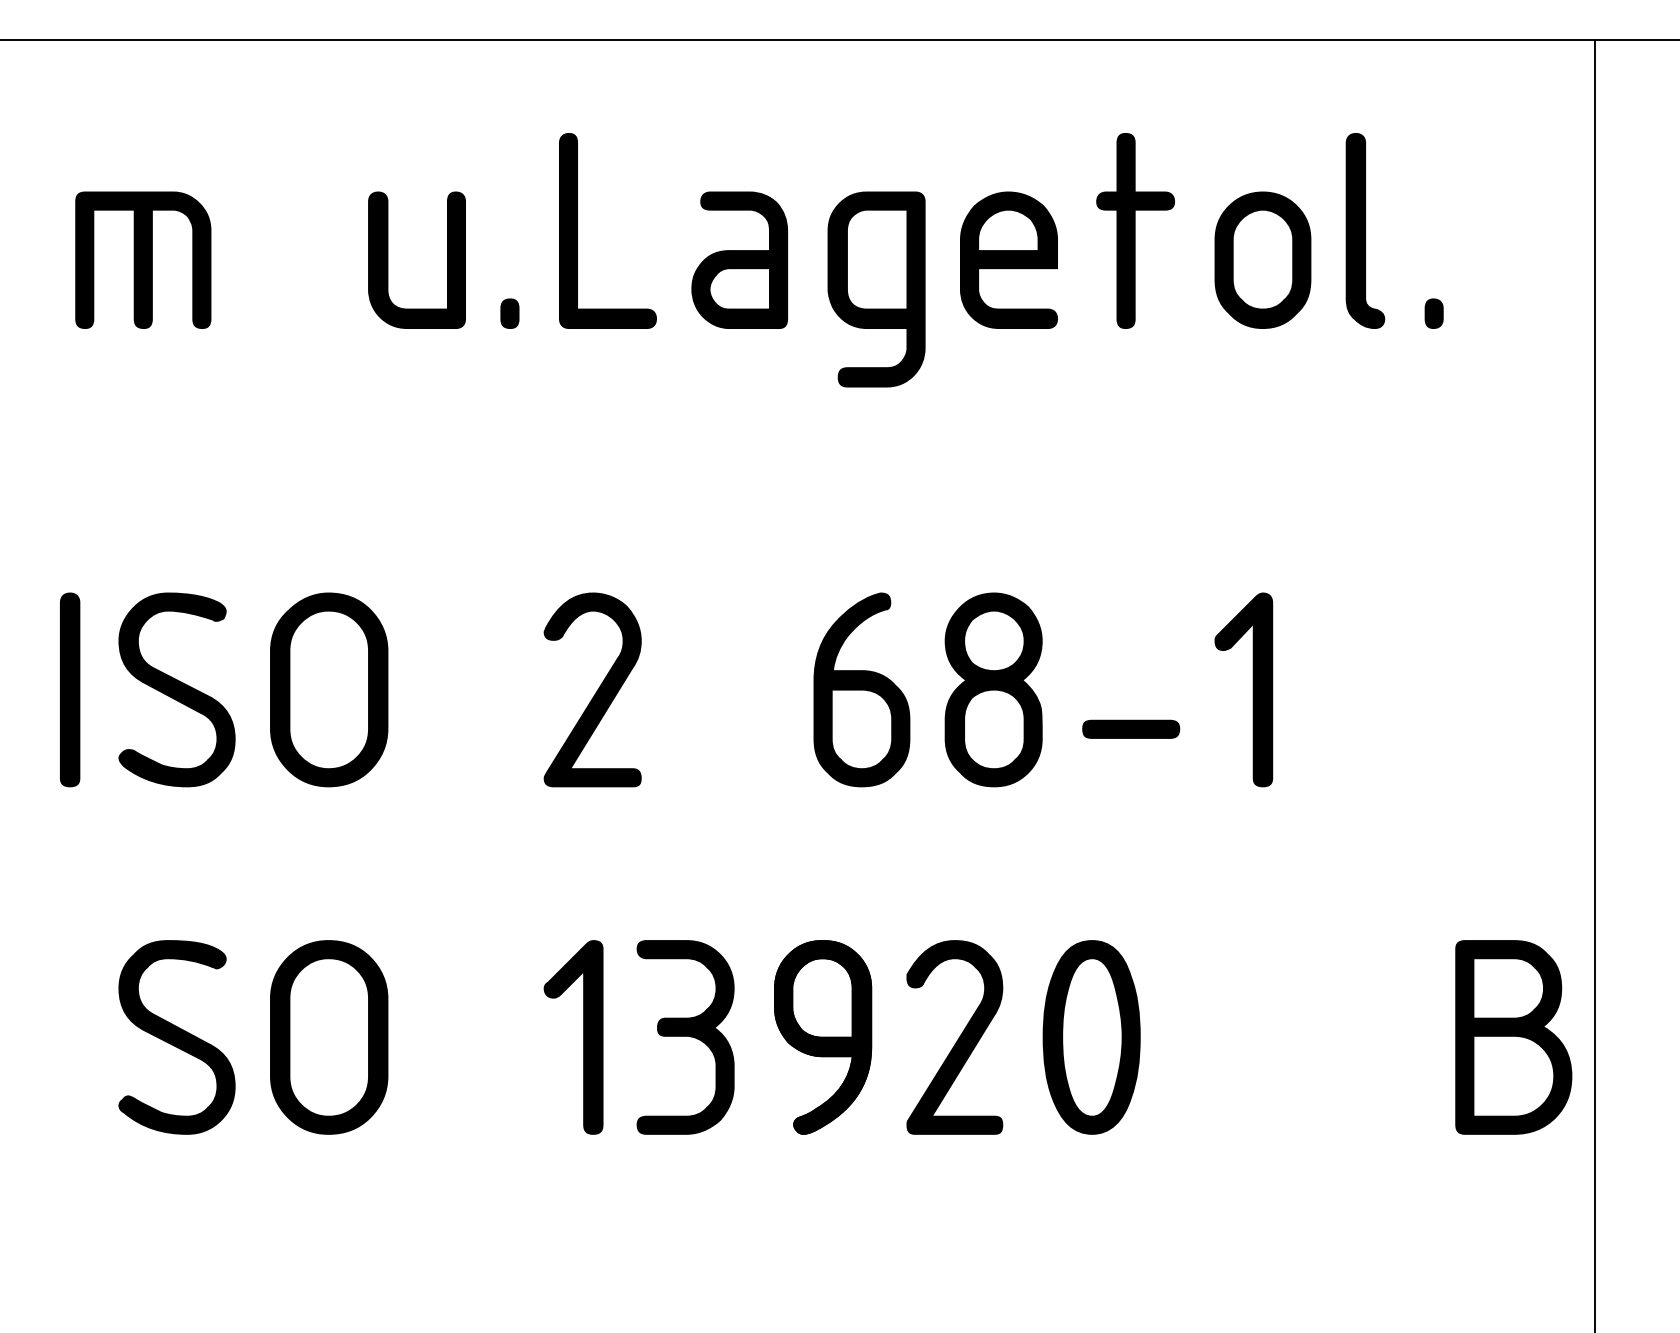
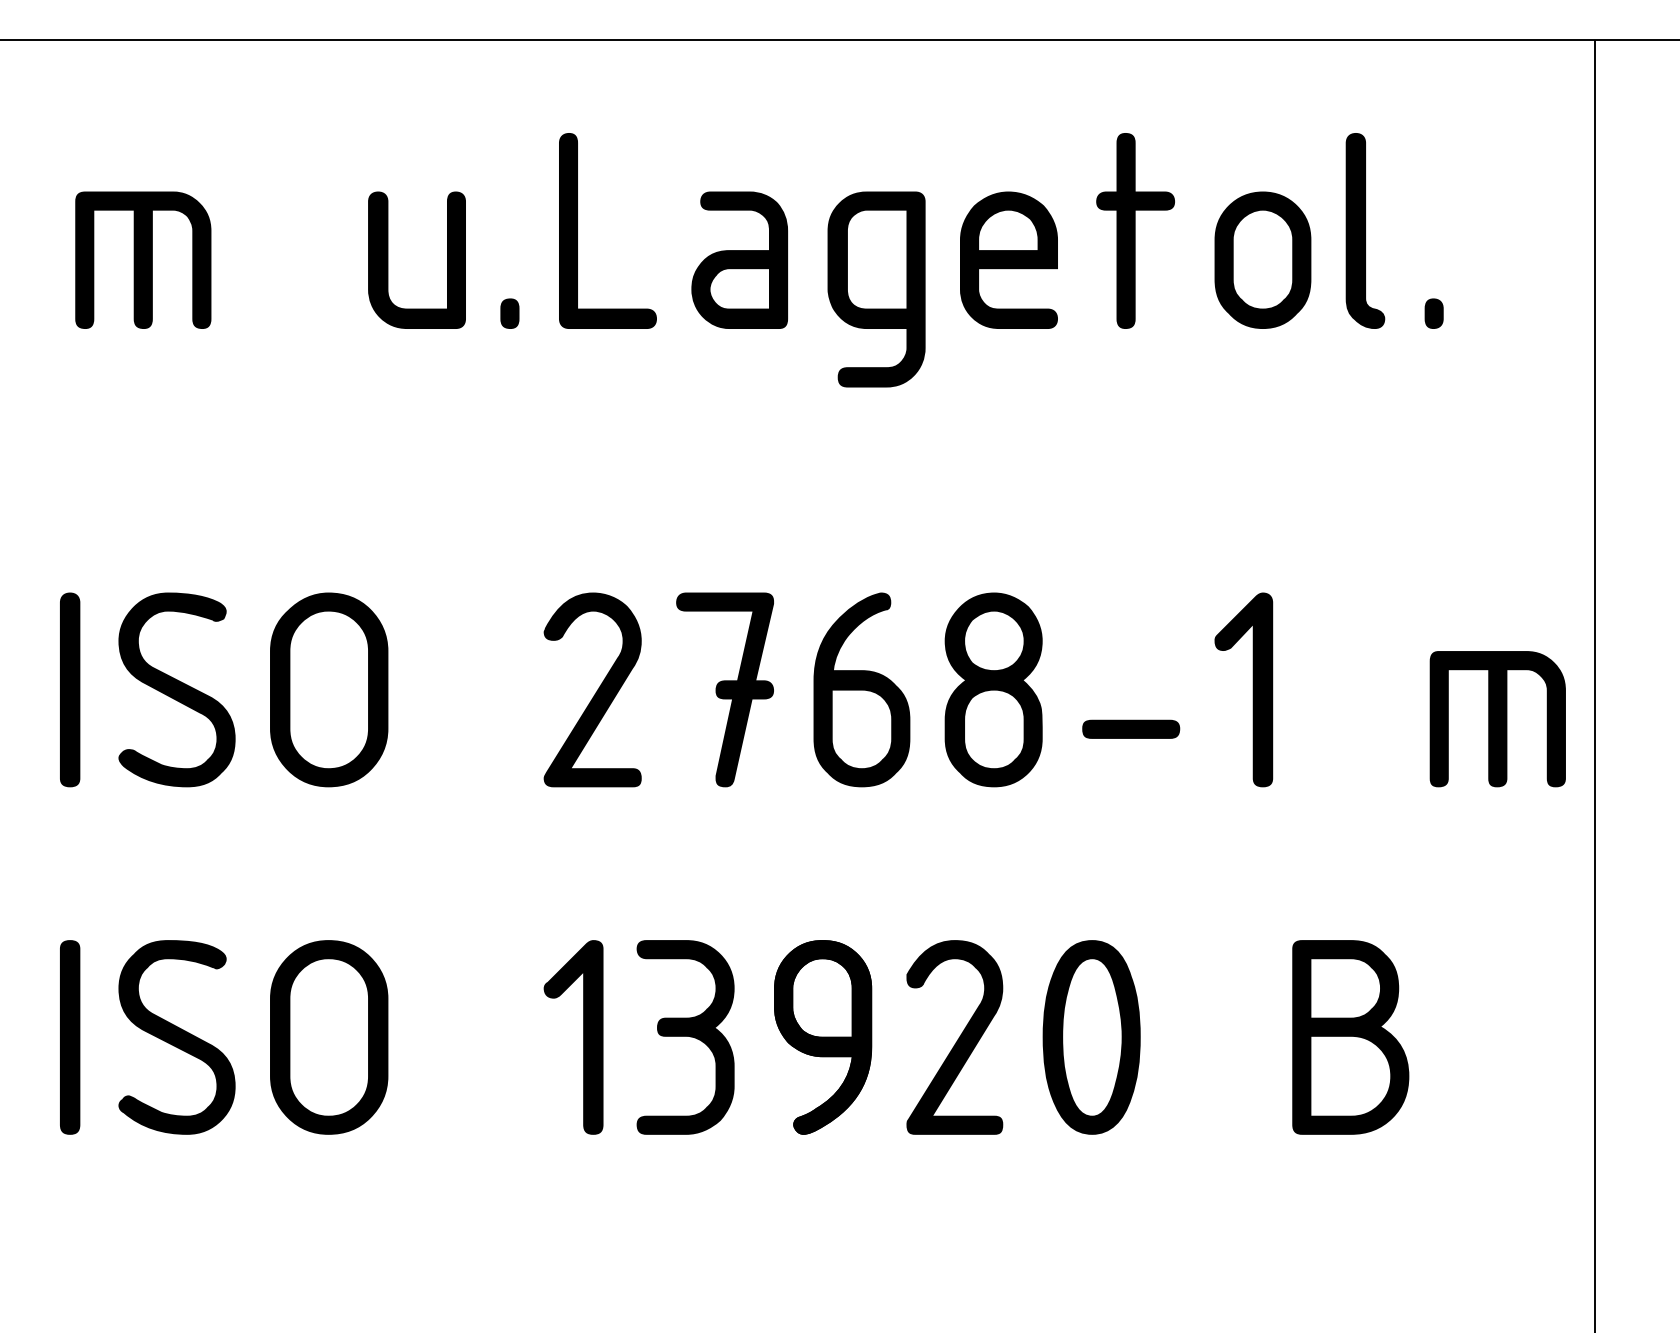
fill: none -> present (725, 689)
part: none -> present (1497, 719)
fill: none -> present (69, 1037)
part position: (1513, 1037) -> (1350, 1037) (1350, 1037)
